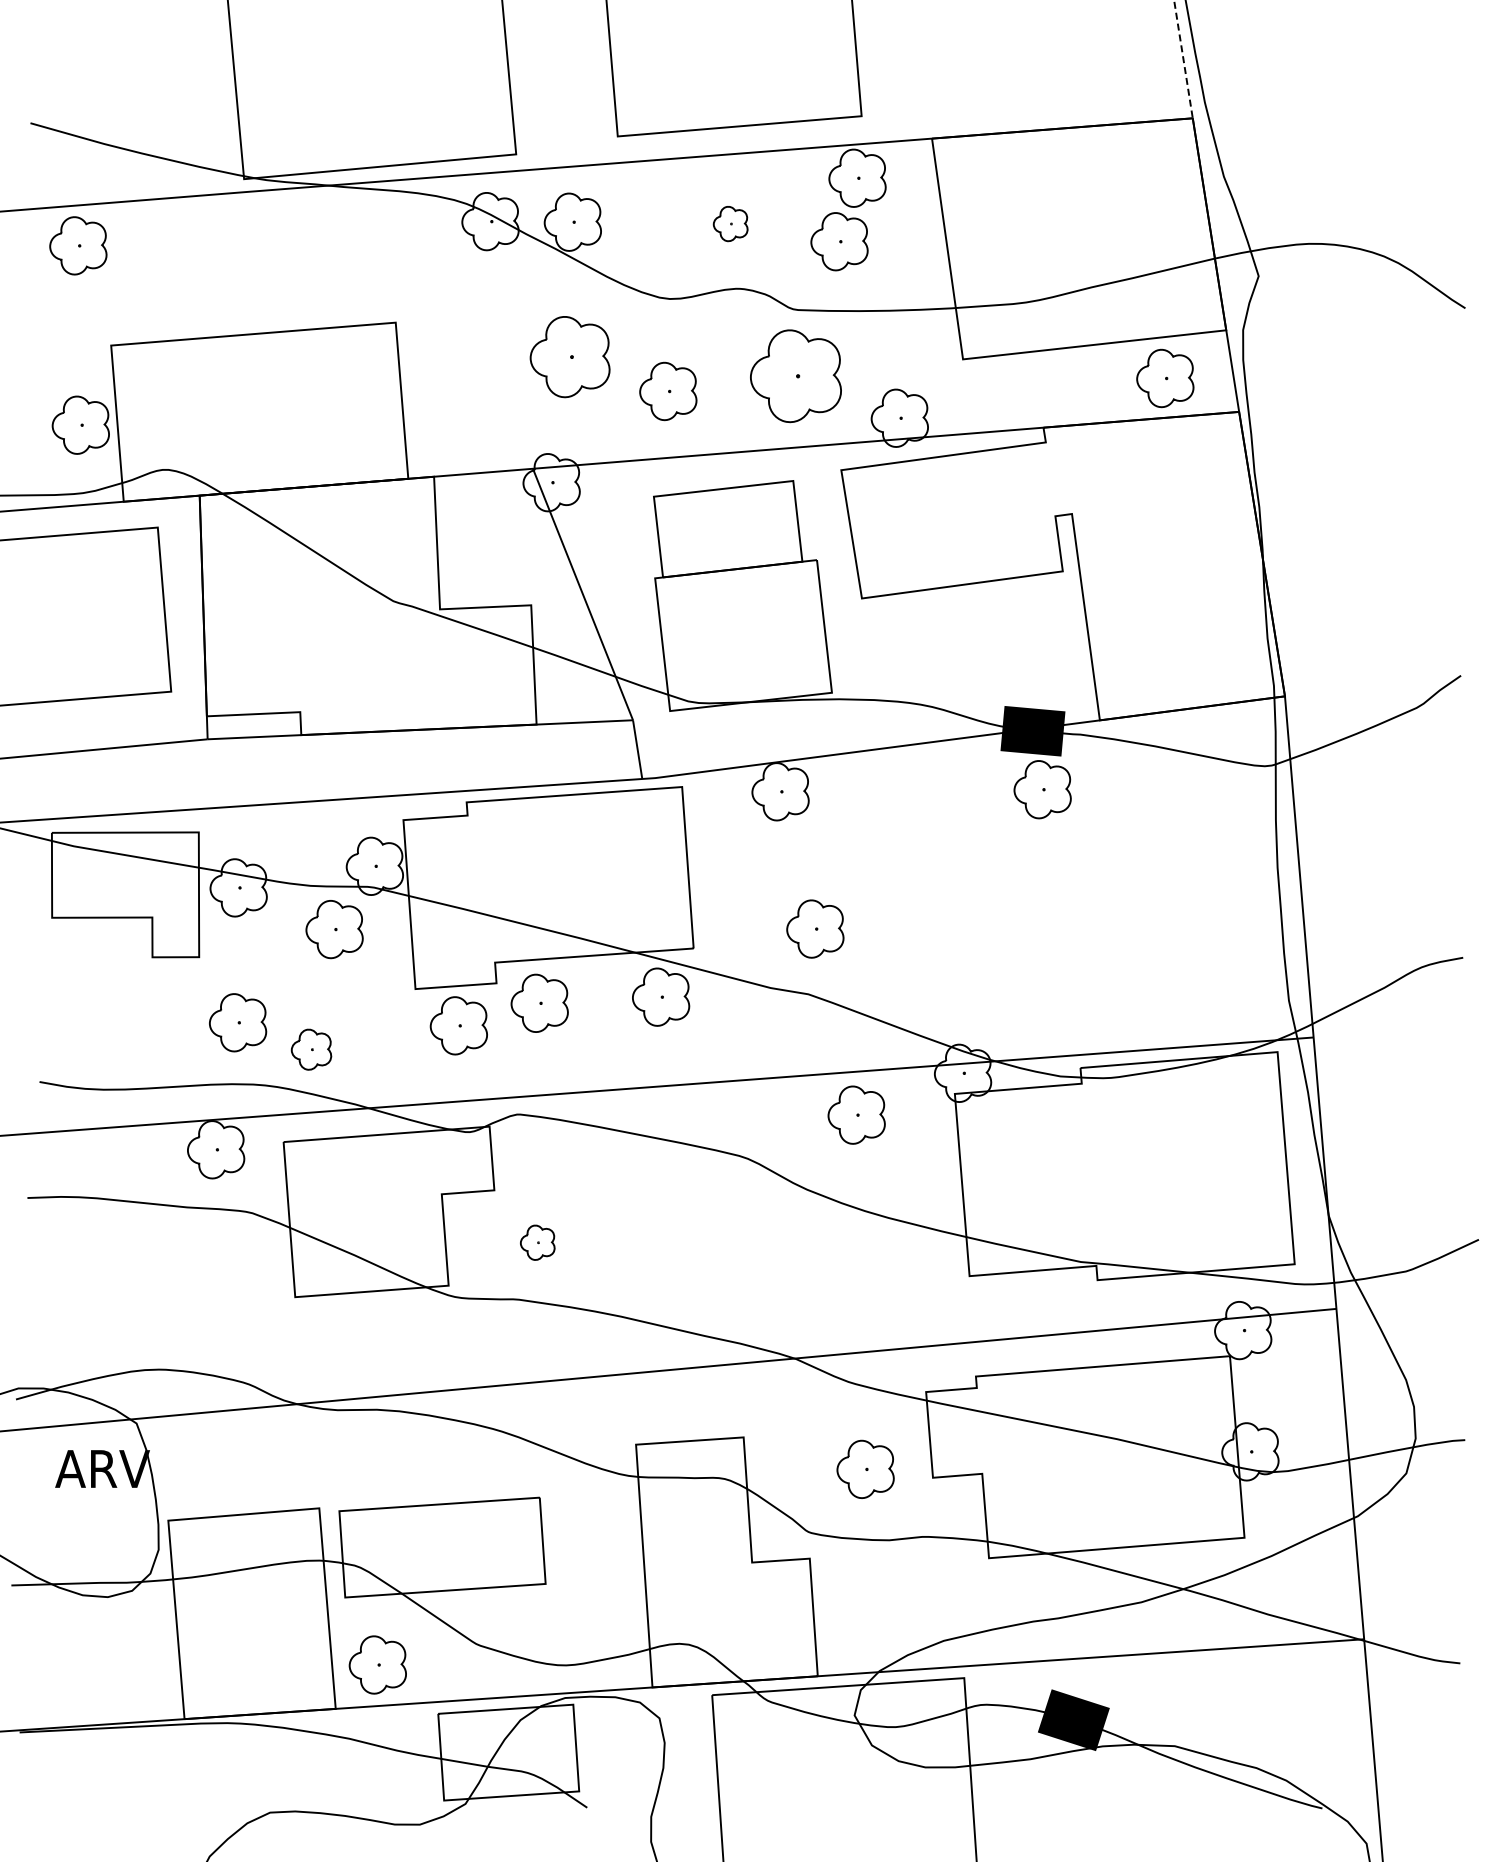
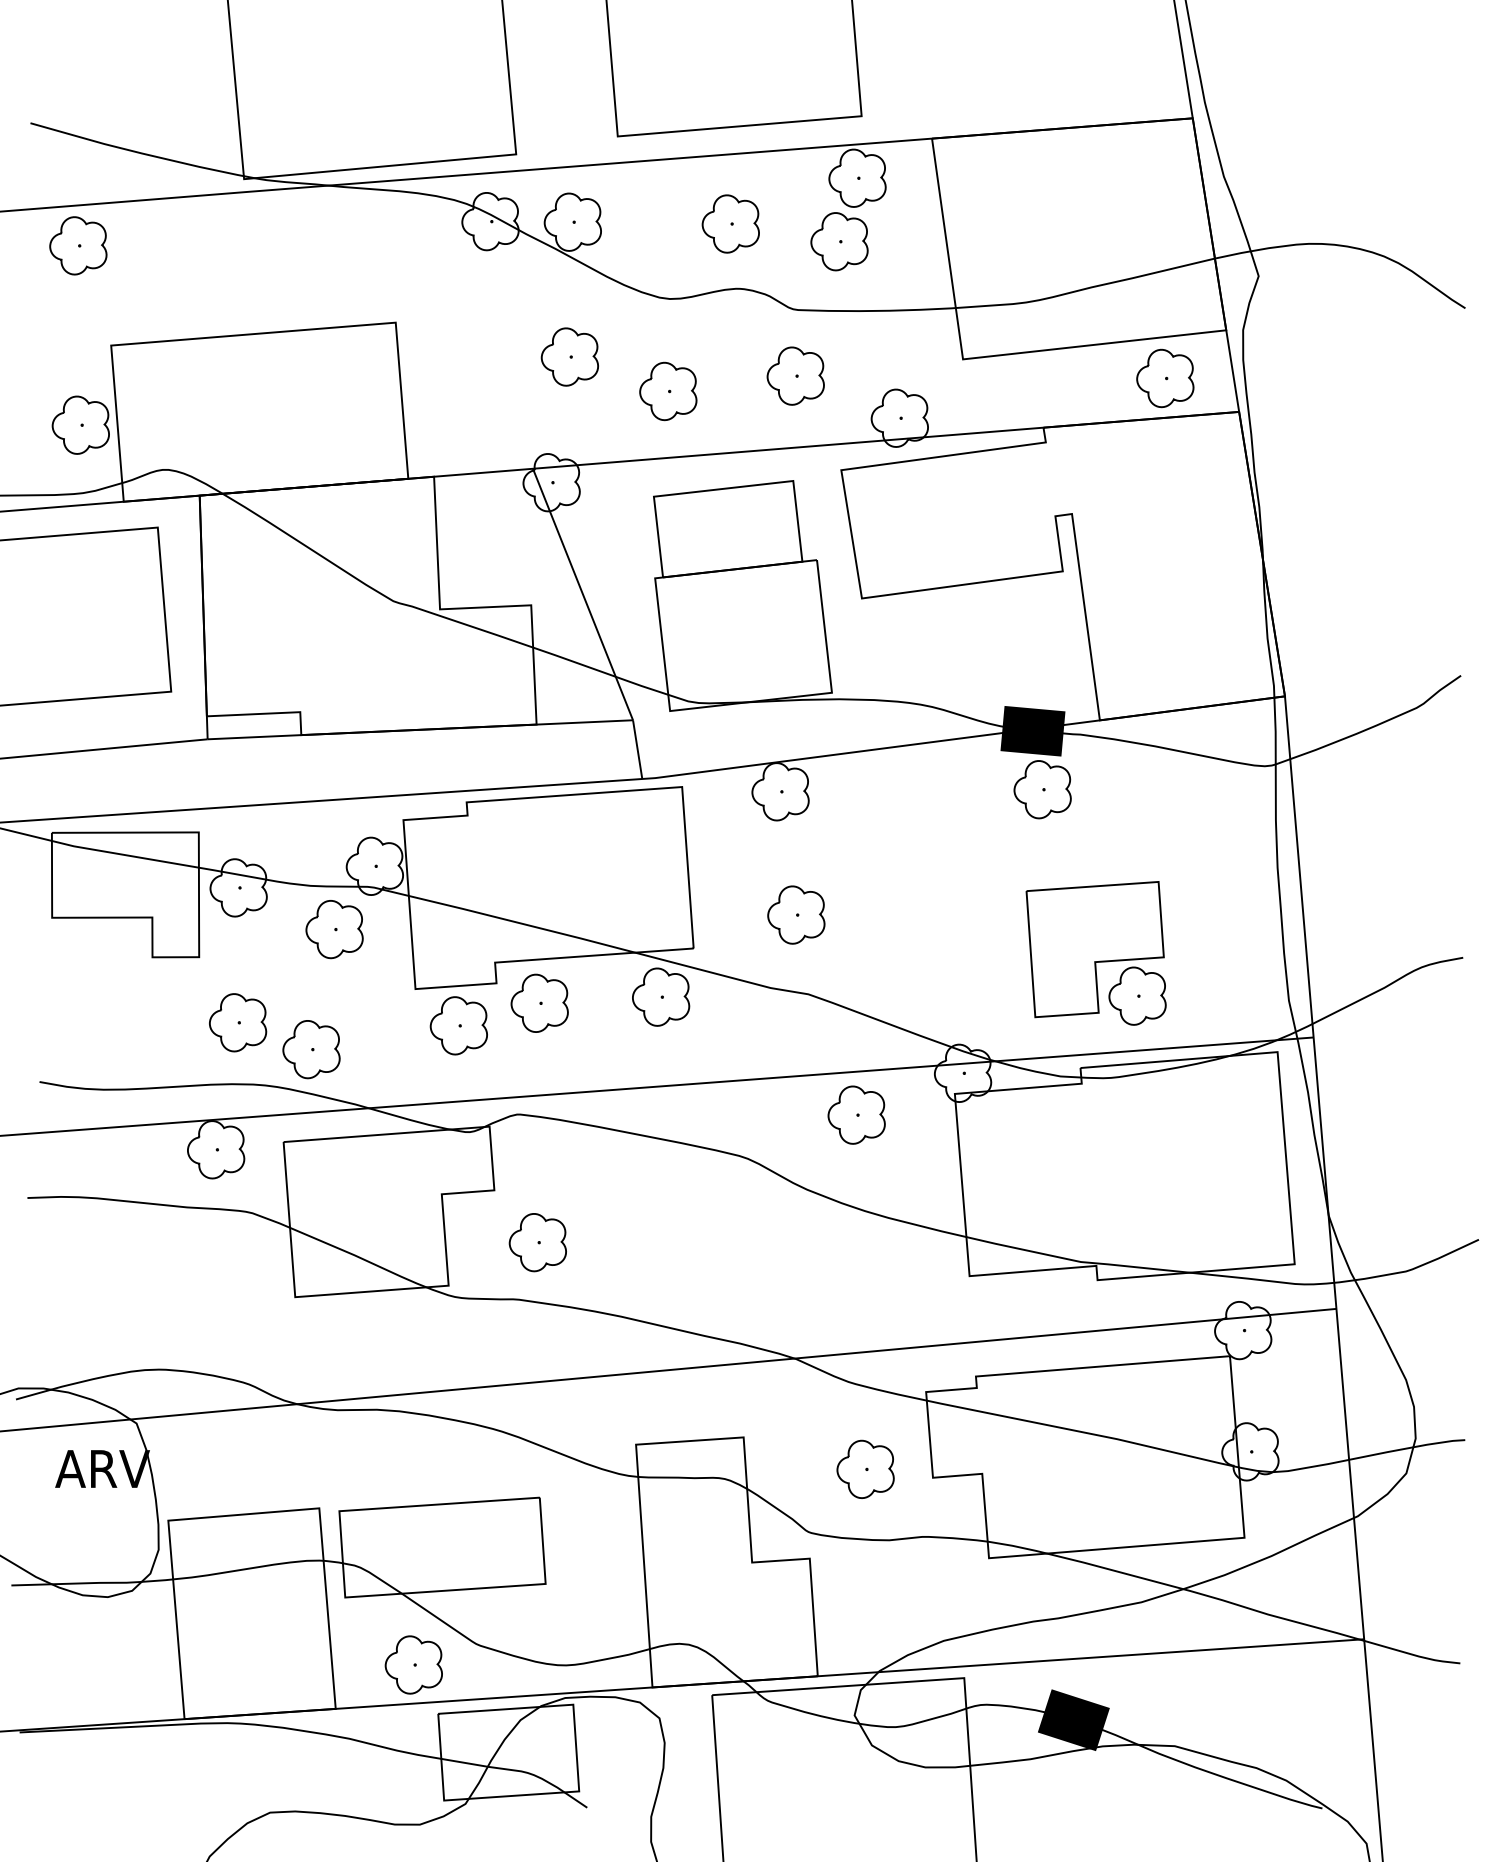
line: dashed -> solid (1183, 60)
part size: 37x37 px -> 59x60 px (730, 223)
part size: 82x83 px -> 59x60 px (569, 356)
part size: 92x95 px -> 59x60 px (795, 375)
part position: (815, 928) -> (796, 914) (796, 914)
part: none -> present (1095, 953)
part size: 43x43 px -> 59x60 px (311, 1049)
part size: 36x37 px -> 59x60 px (537, 1242)
part position: (377, 1664) -> (413, 1664) (413, 1664)
